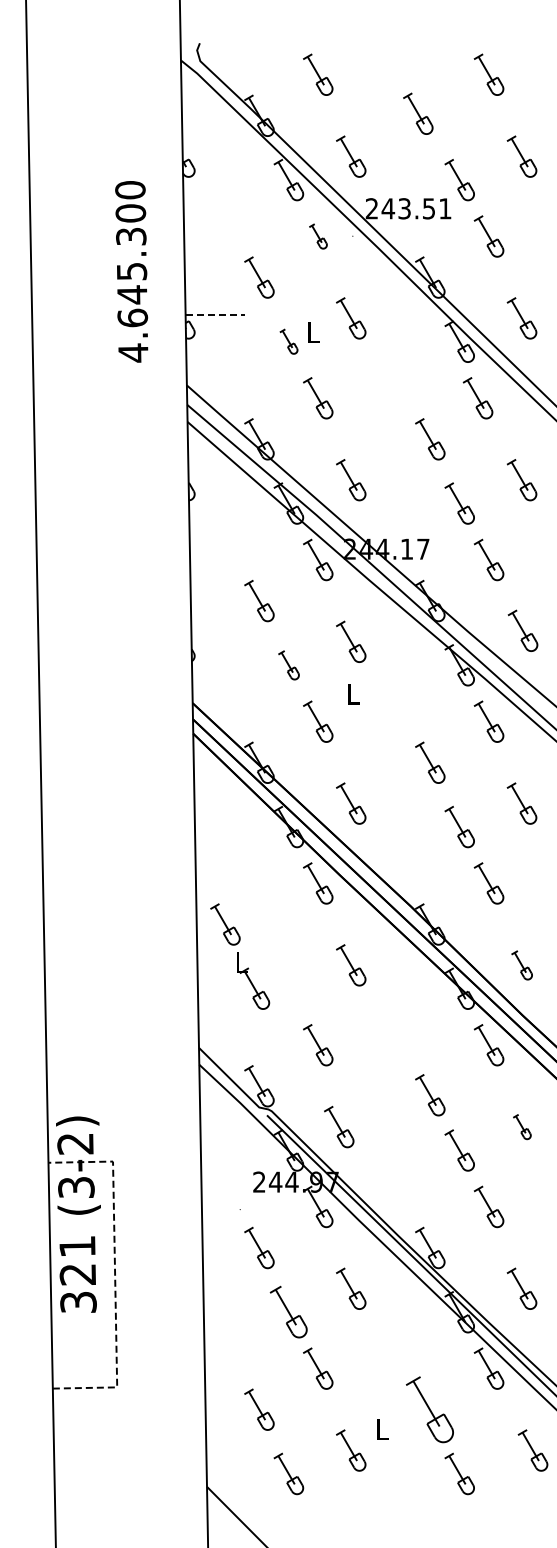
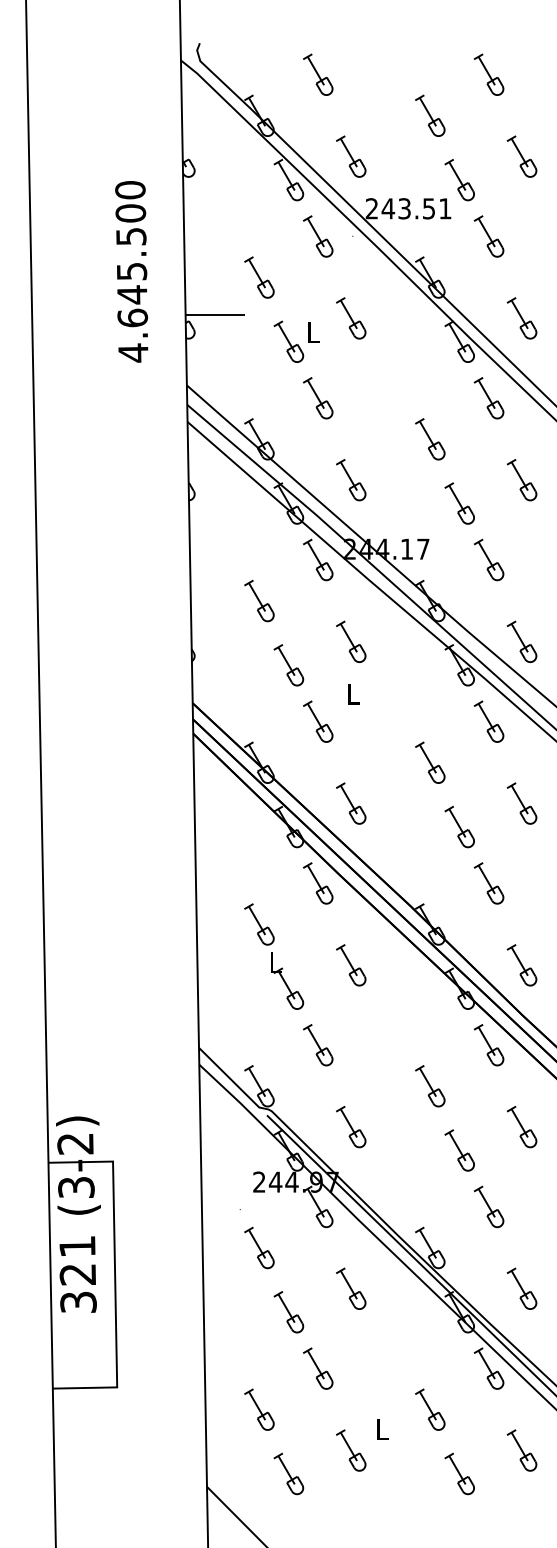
part position: (418, 113) -> (430, 115) (430, 115)
text: 4.645.300 -> 4.645.500 (130, 236)
part size: 19x27 px -> 31x43 px (318, 236)
line: dashed -> solid (215, 314)
part size: 20x27 px -> 32x43 px (288, 341)
part position: (477, 398) -> (488, 398) (488, 398)
part position: (522, 630) -> (521, 641) (521, 641)
part size: 22x31 px -> 32x43 px (288, 665)
part position: (240, 956) -> (274, 956) (274, 956)
part size: 22x31 px -> 32x43 px (521, 965)
part position: (430, 1095) -> (430, 1086) (430, 1086)
part position: (339, 1126) -> (351, 1126) (351, 1126)
part size: 19x27 px -> 31x44 px (522, 1126)
line: dashed -> solid (115, 1274)
part size: 39x54 px -> 32x43 px (288, 1312)
part size: 48x68 px -> 31x43 px (430, 1409)
part position: (532, 1450) -> (521, 1450) (521, 1450)
